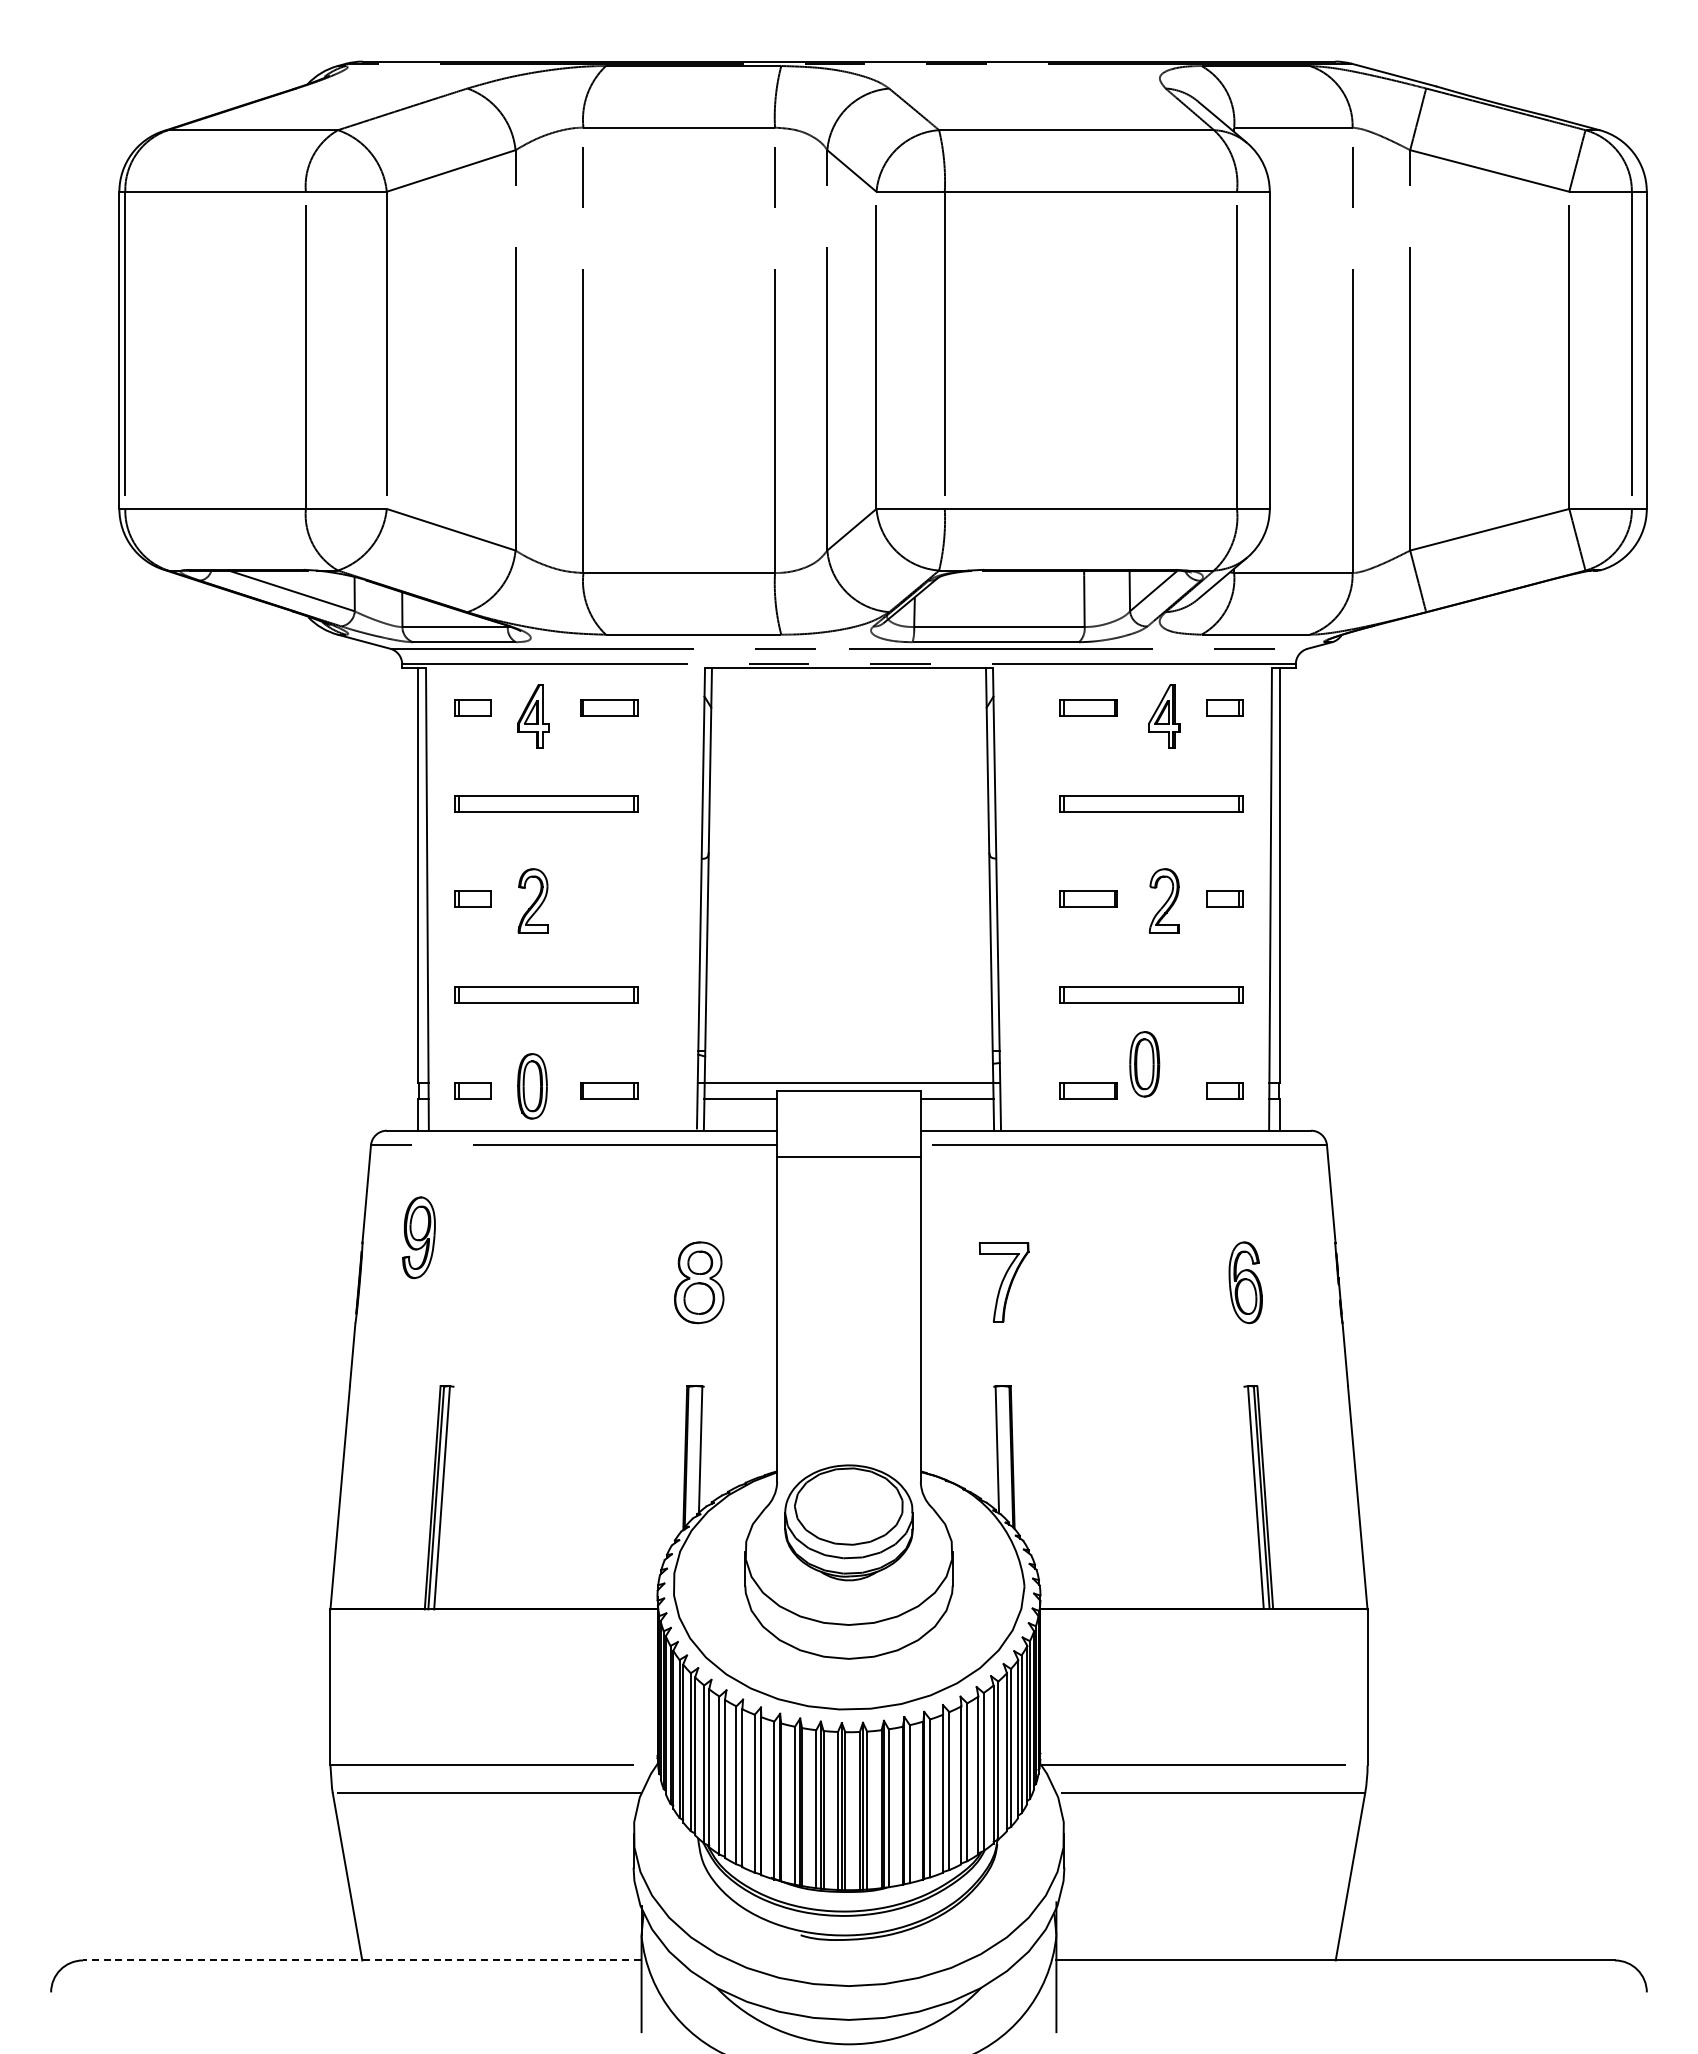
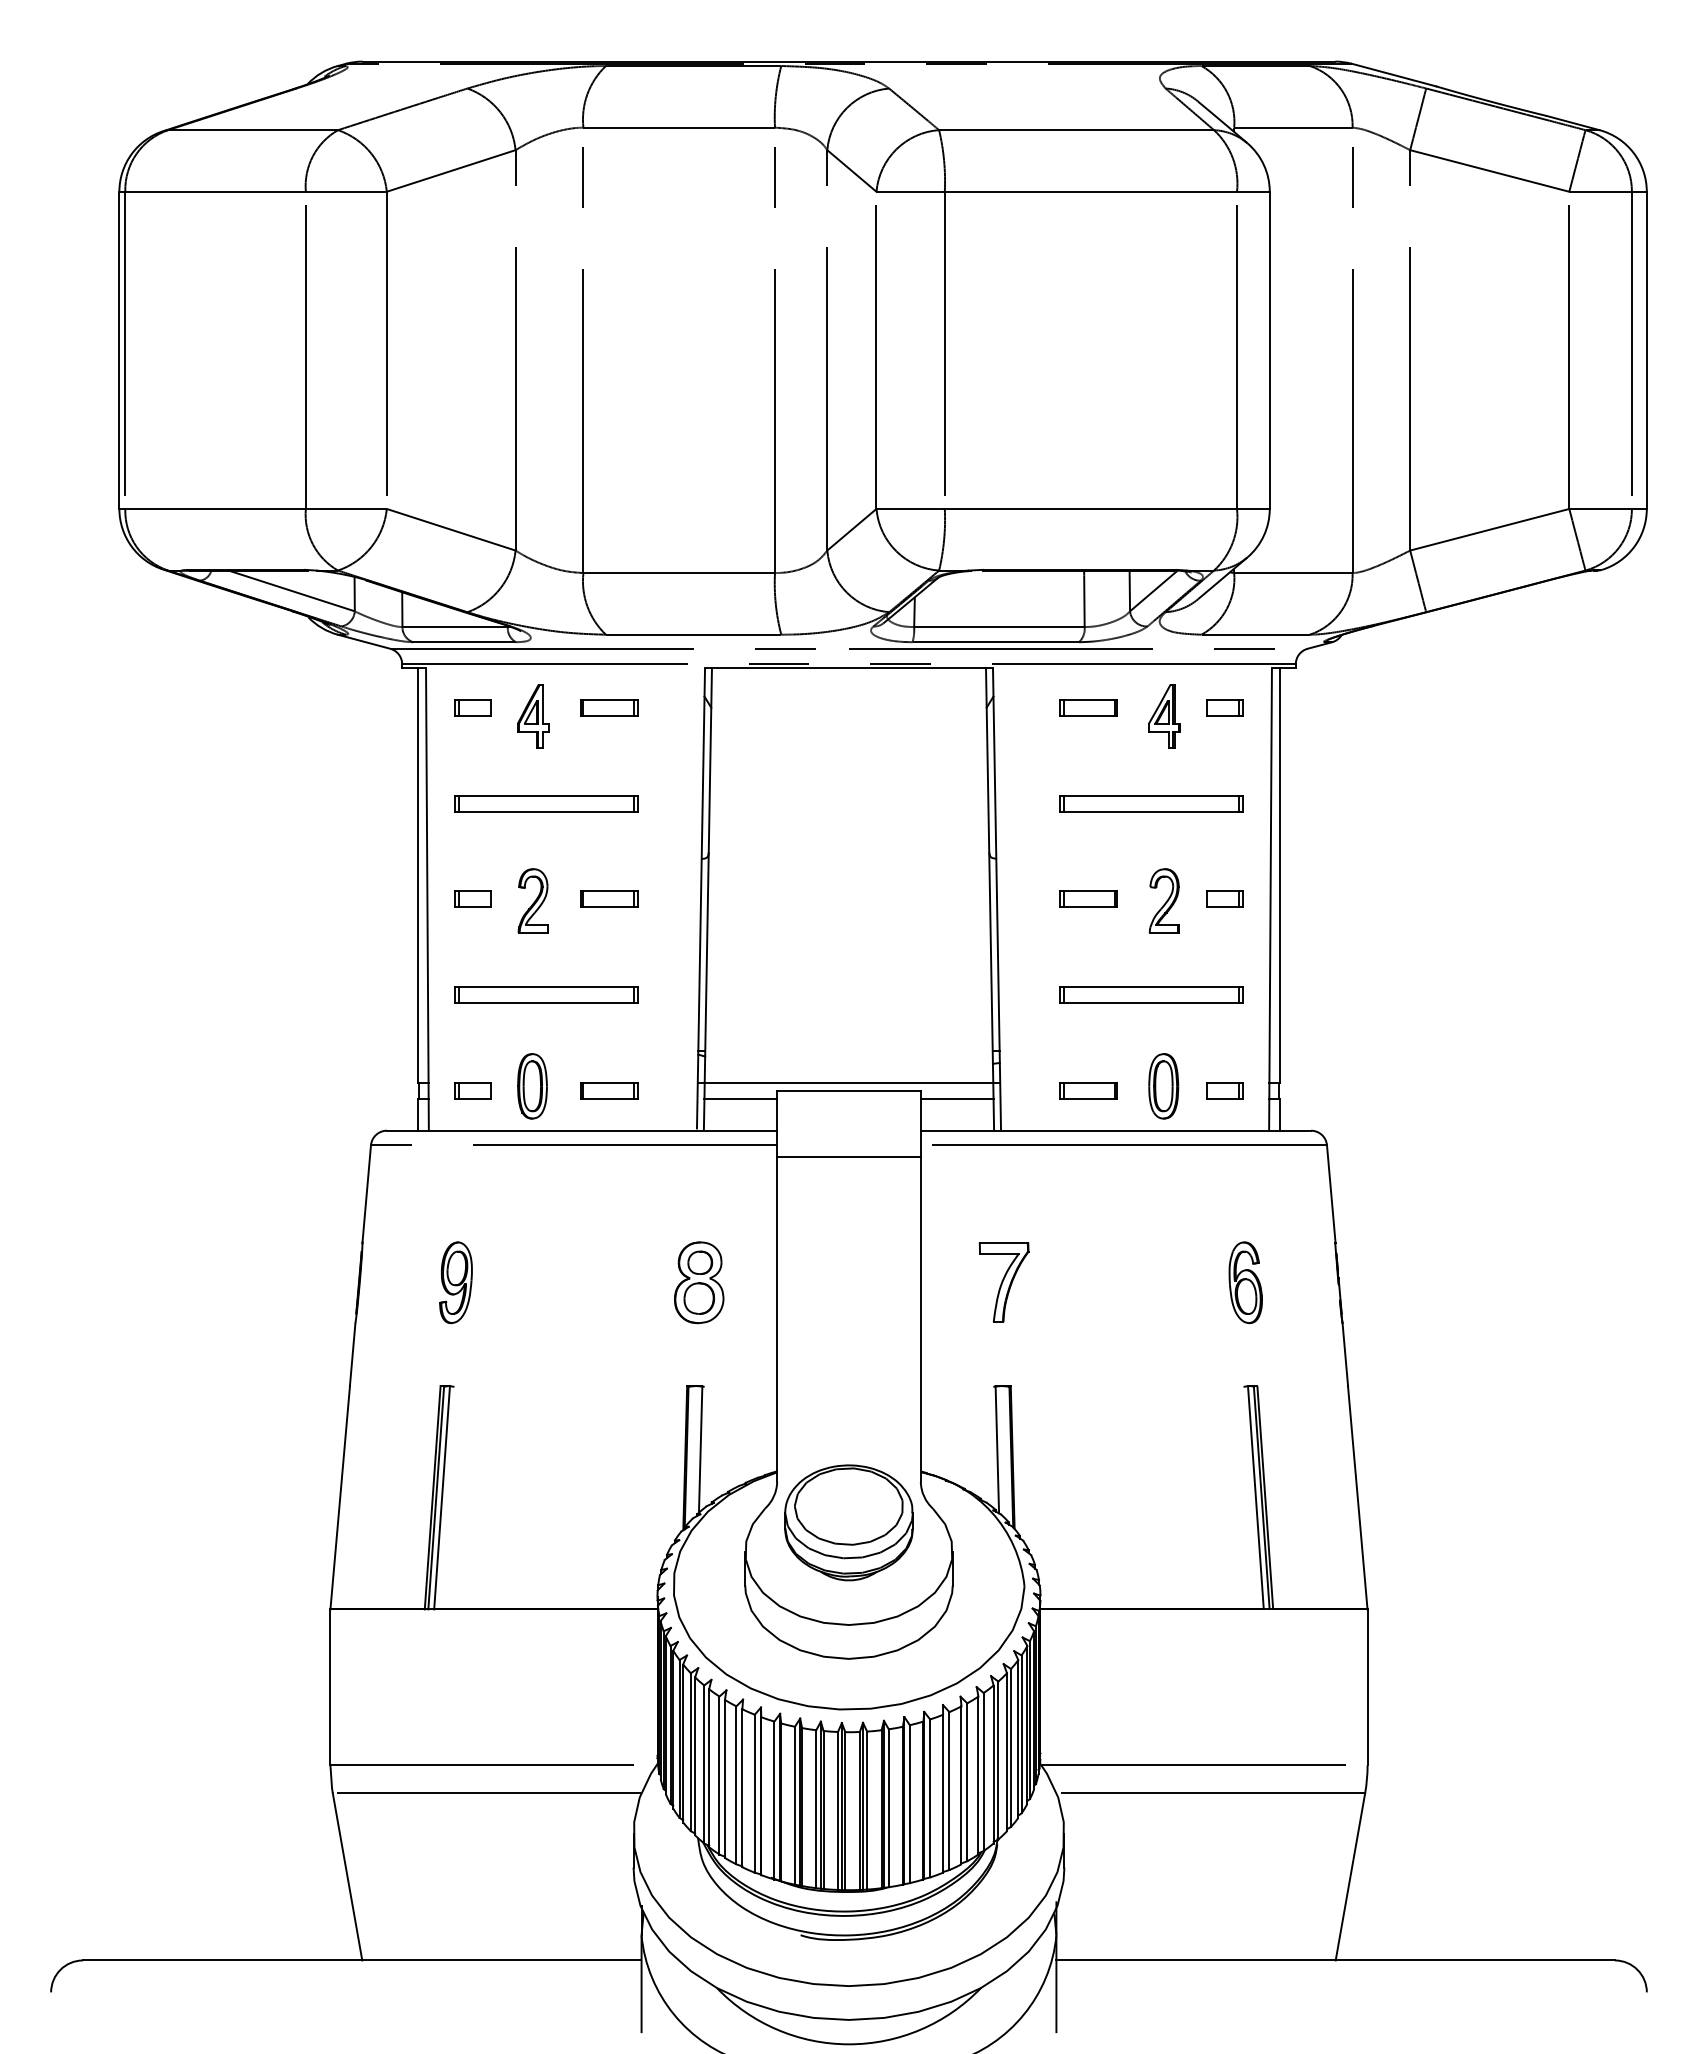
part: none -> present (609, 898)
part position: (1144, 1064) -> (1163, 1086) (1163, 1086)
part position: (418, 1237) -> (455, 1282) (455, 1282)
line: dashed -> solid (362, 1960)
